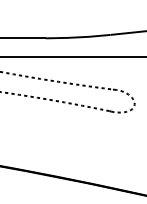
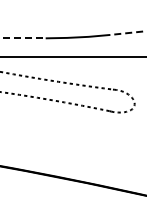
line: solid -> dashed (128, 33)
line: solid -> dashed (23, 38)
